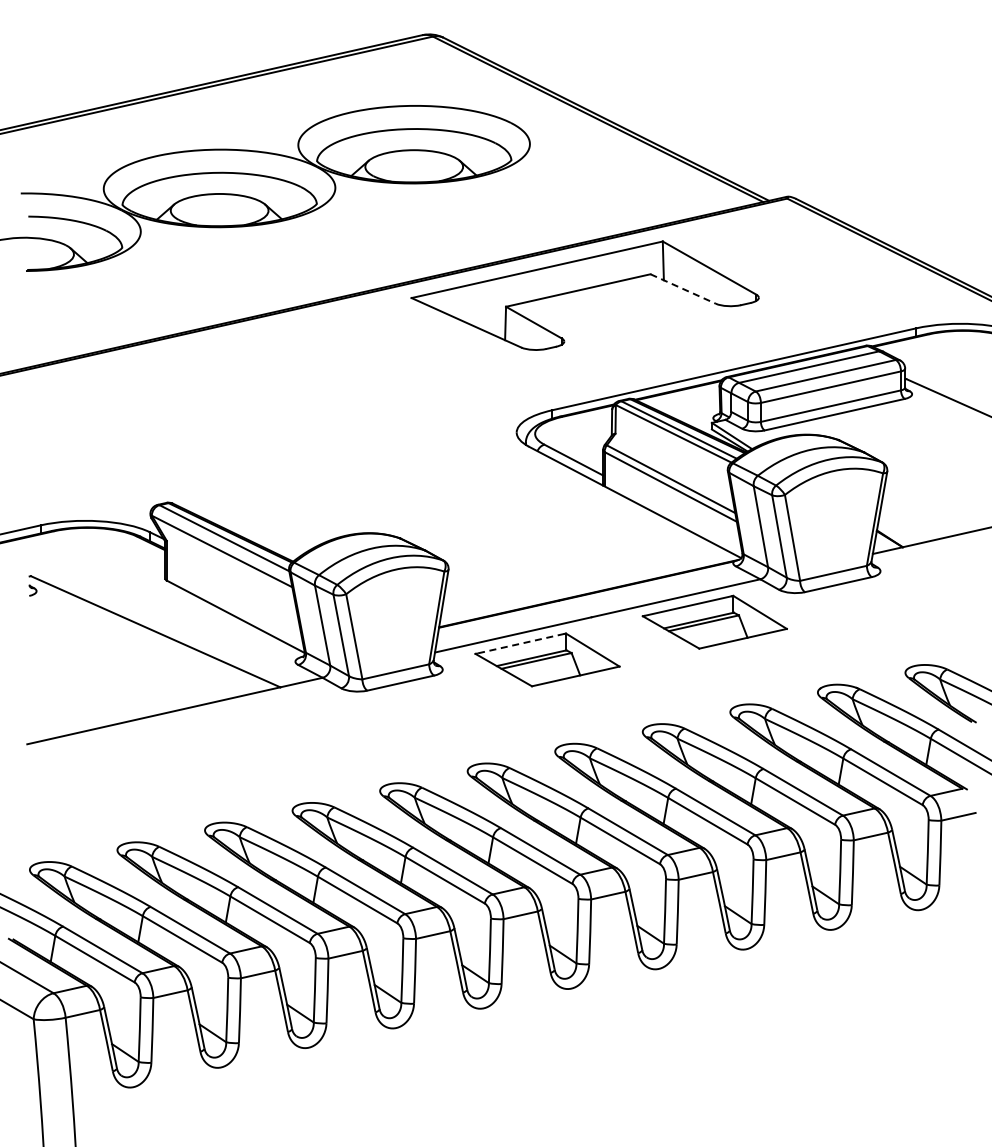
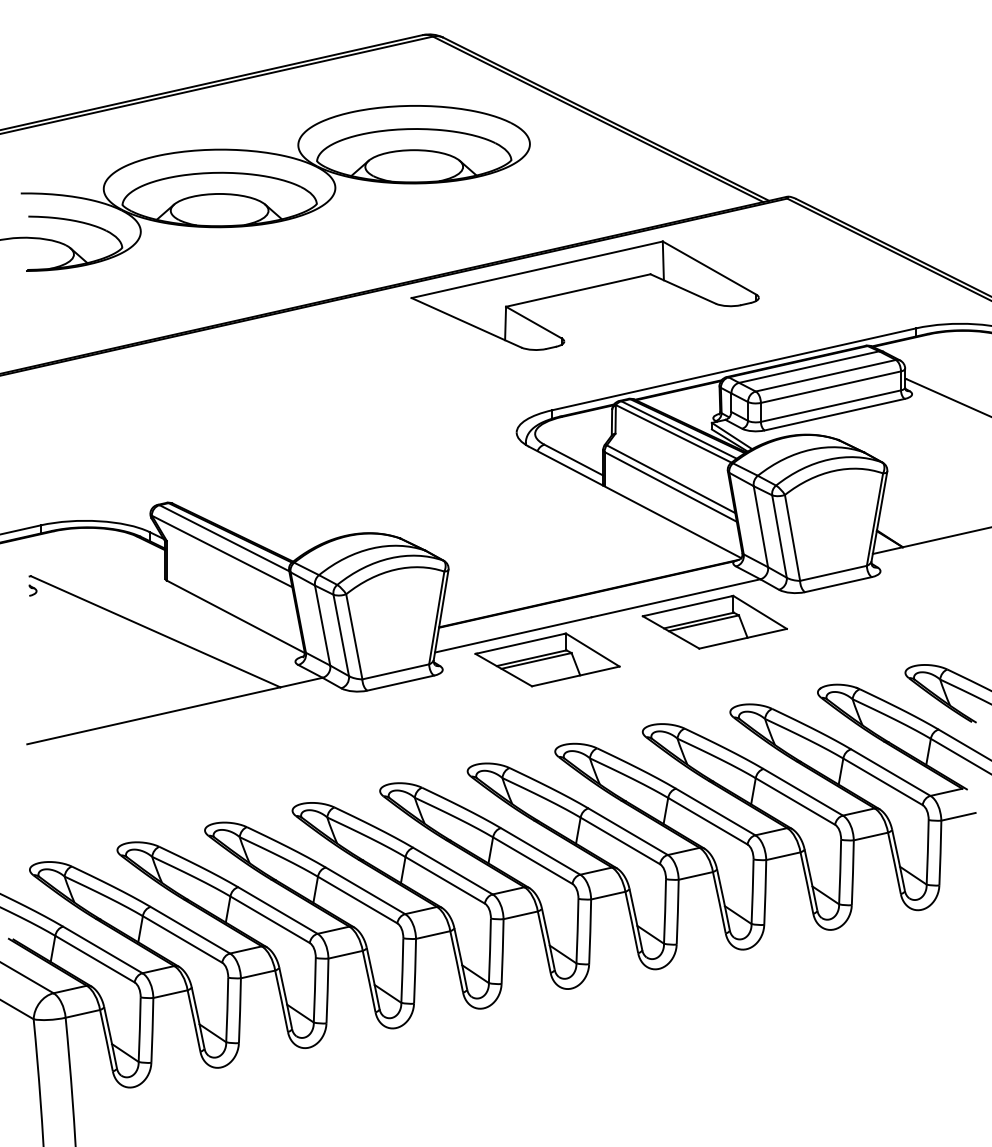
line: dashed -> solid (683, 289)
line: dashed -> solid (520, 643)
